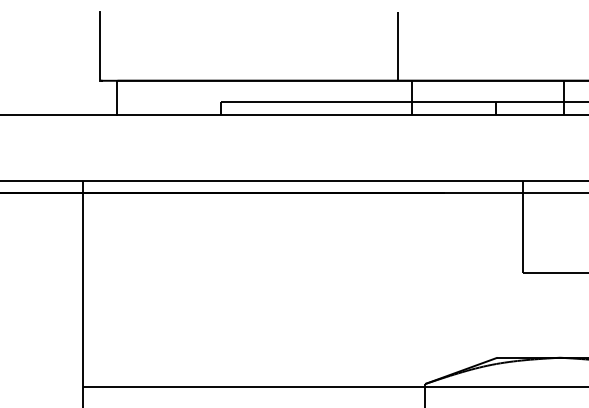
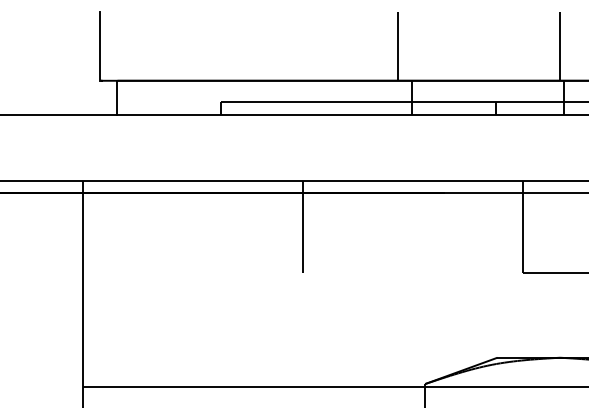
line: none -> present (559, 45)
line: none -> present (303, 226)
